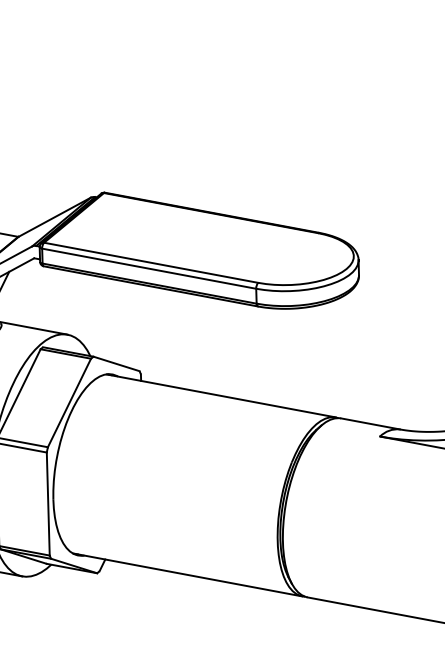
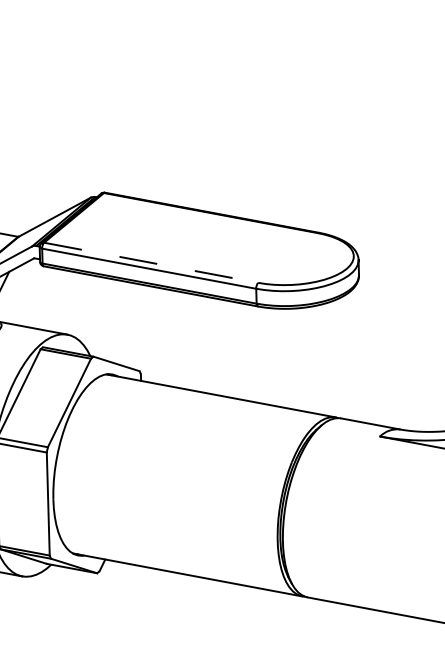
line: solid -> dashed (151, 262)
